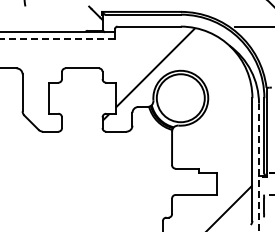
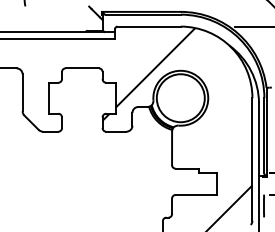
line: dashed -> solid (57, 38)
line: dashed -> solid (259, 167)
